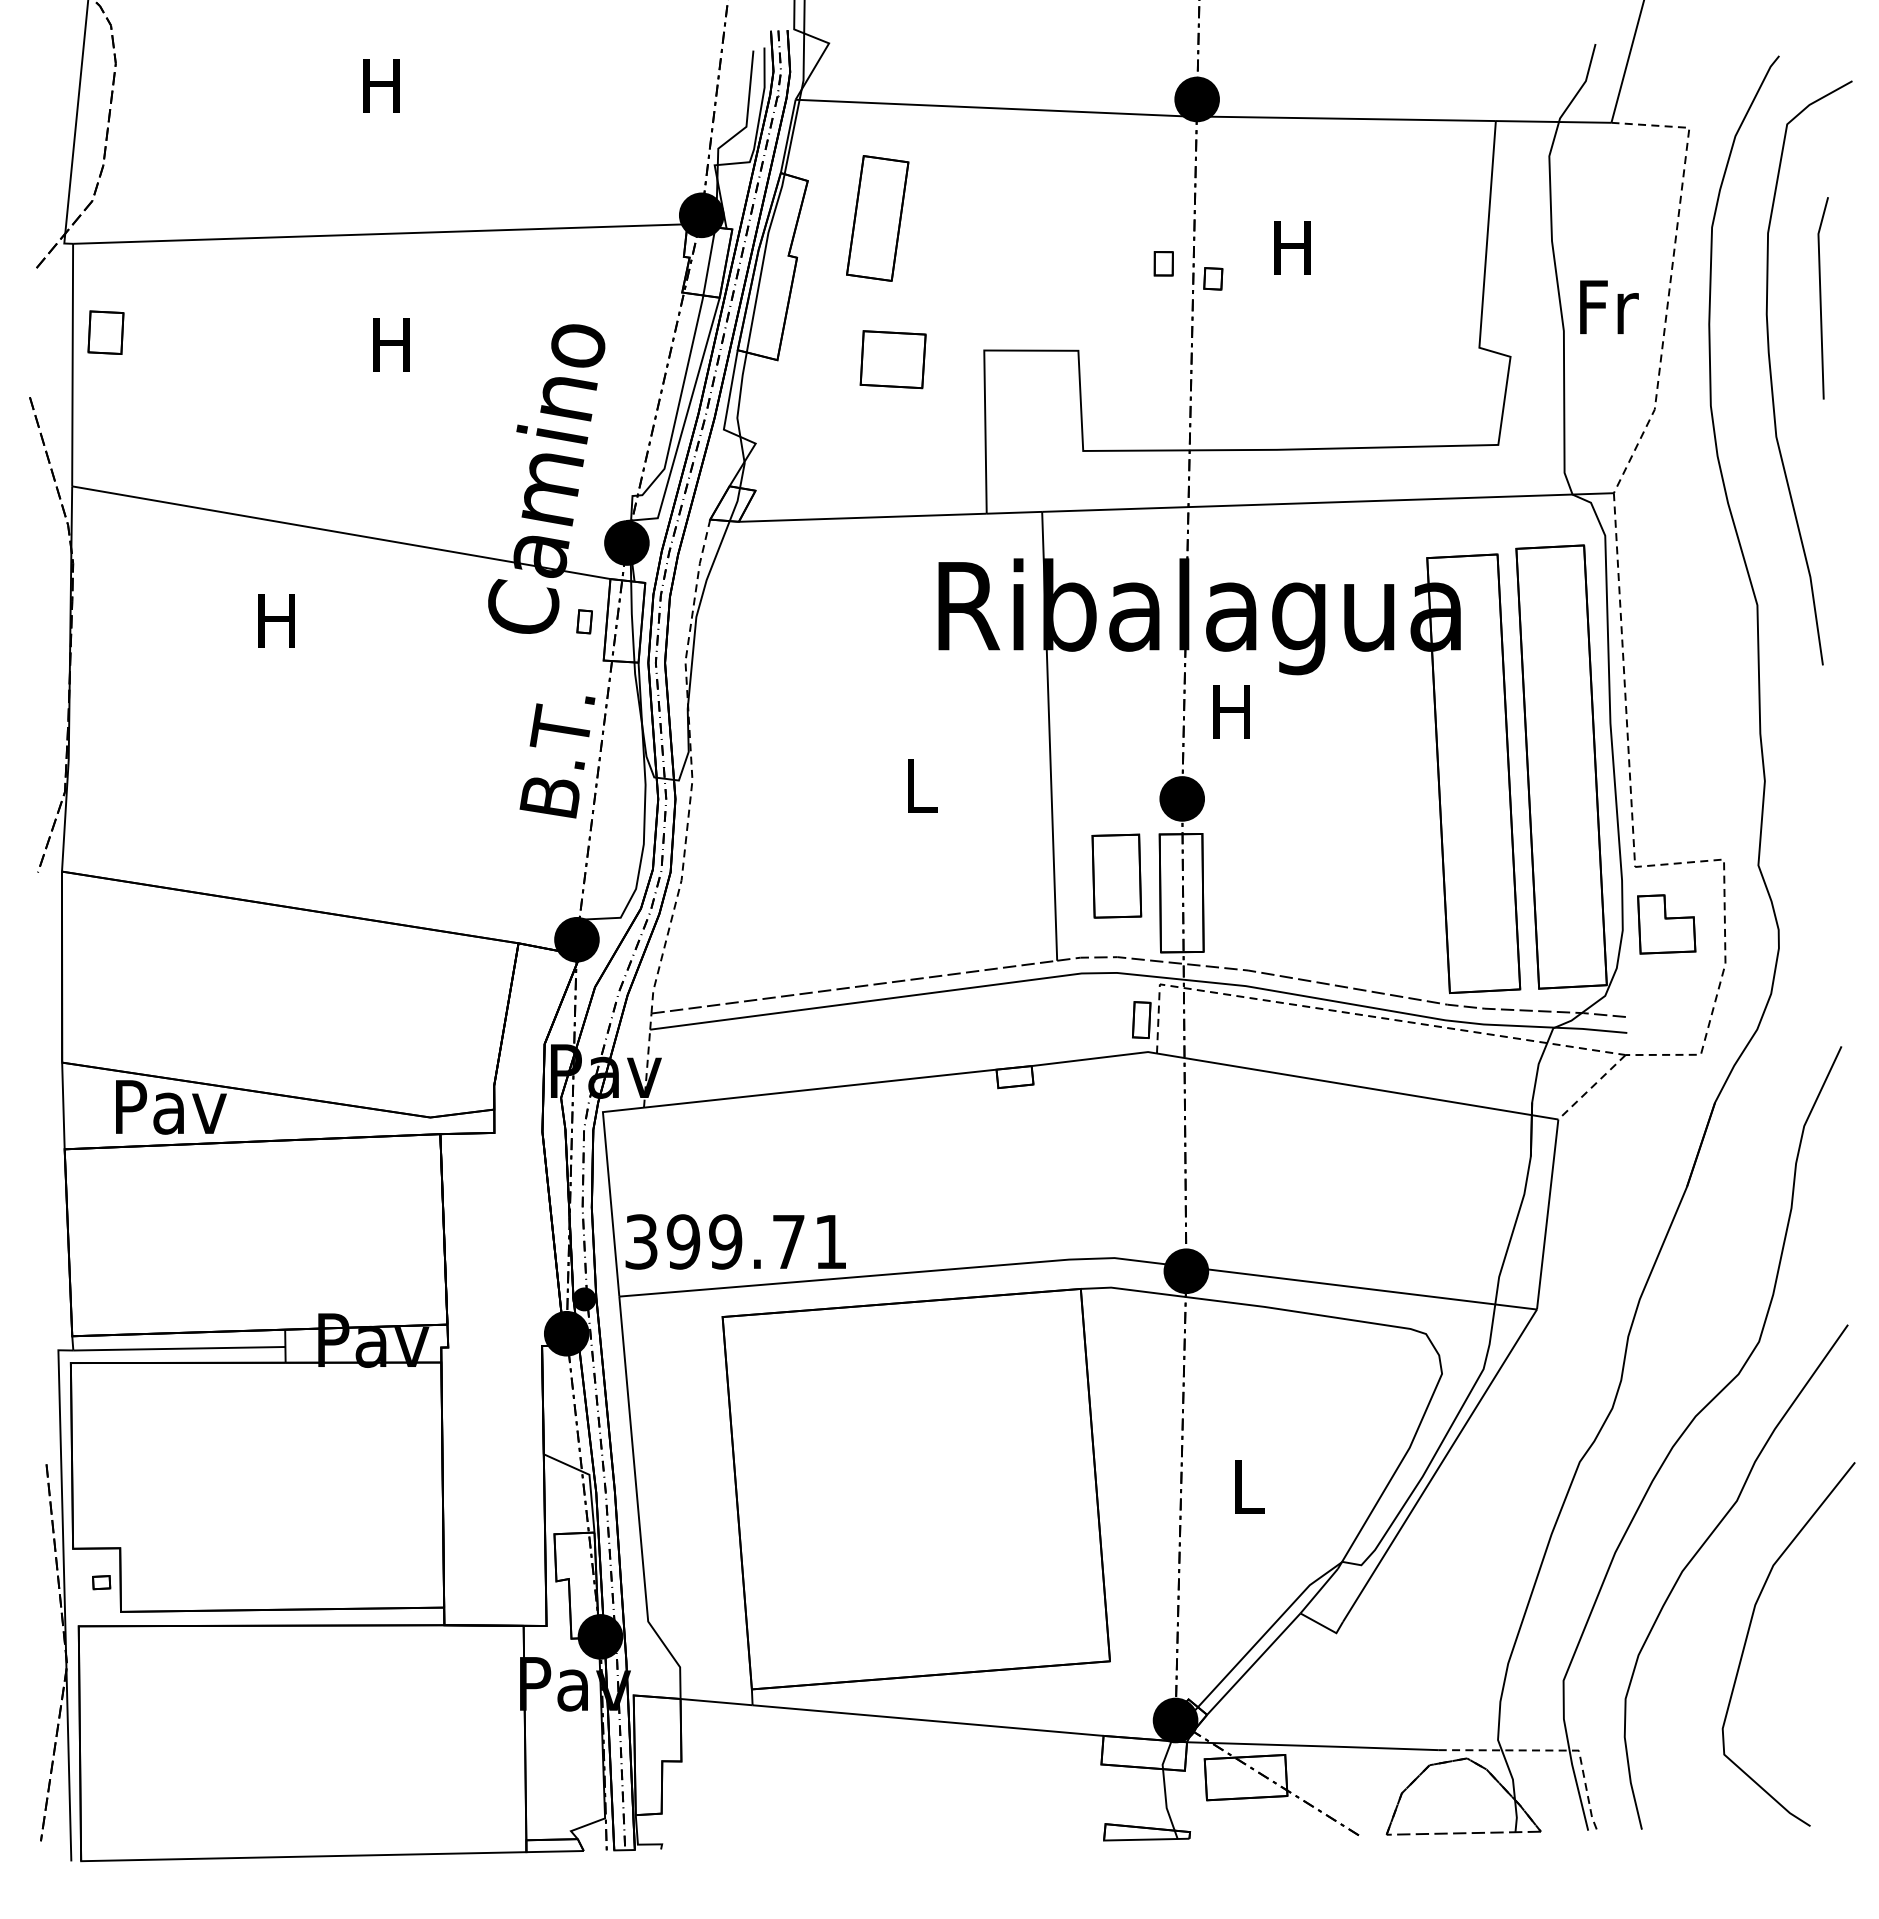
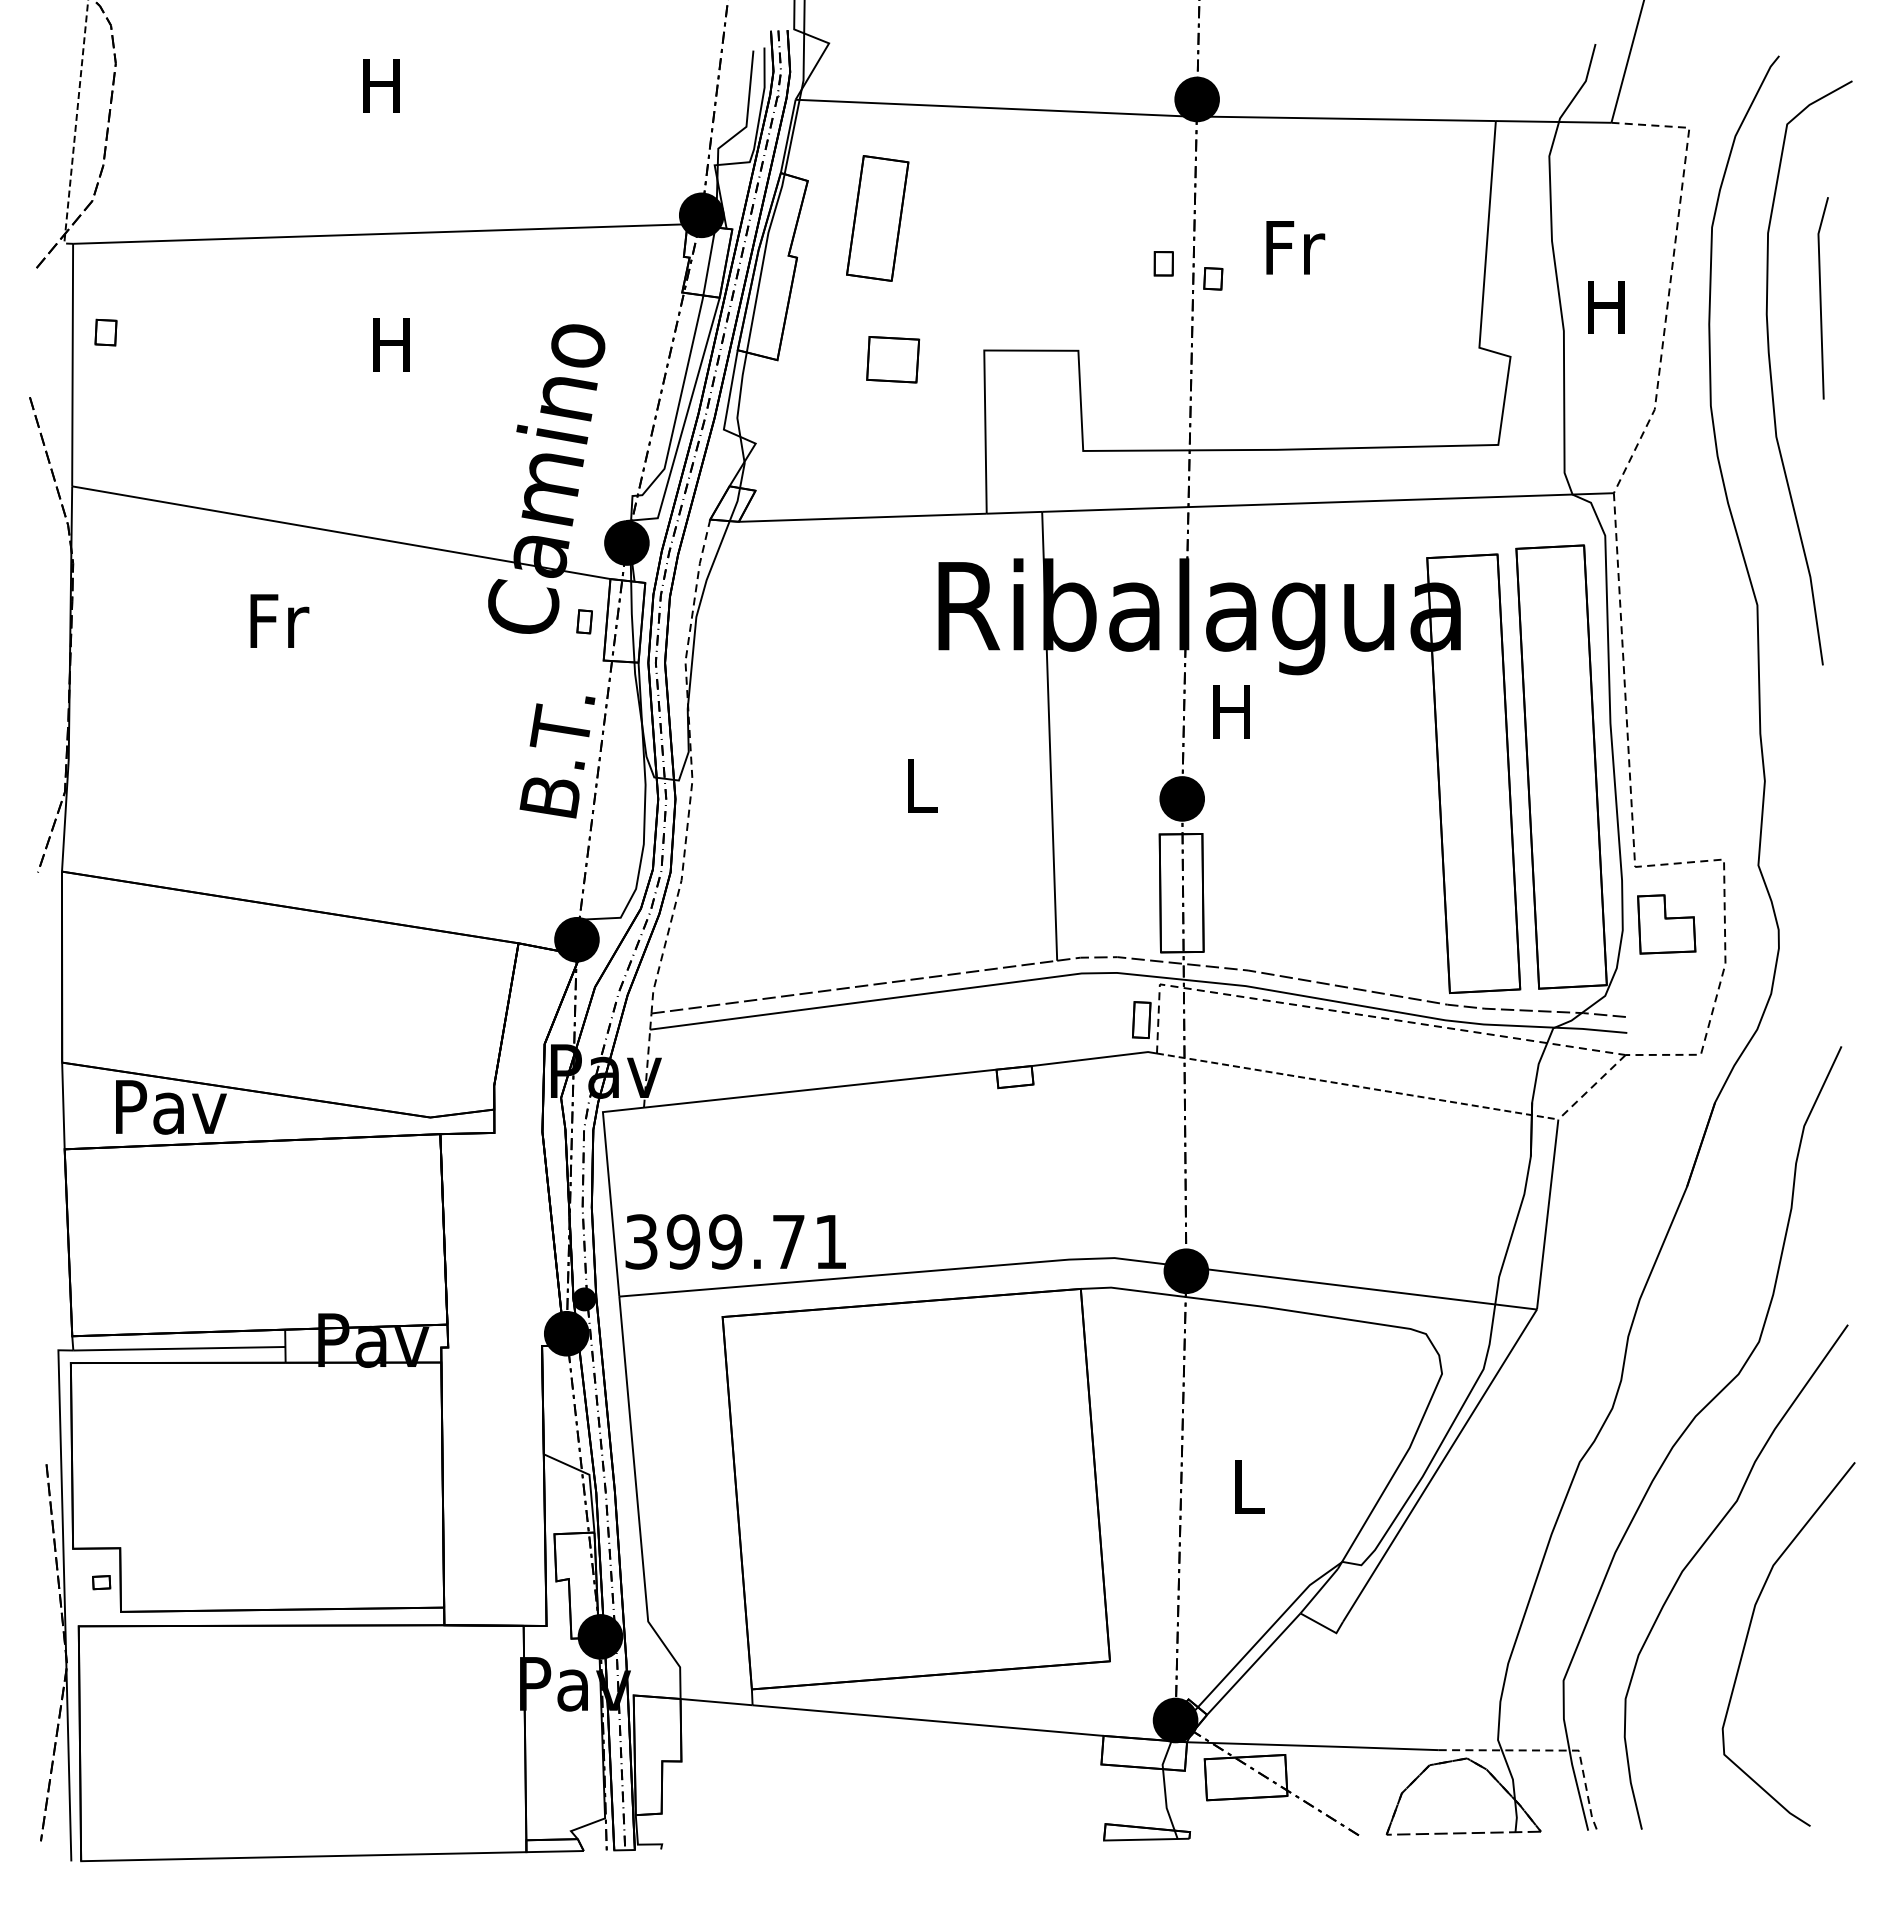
line: solid -> dashed (75, 127)
text: H -> Fr (1295, 247)
text: Fr -> H (1609, 307)
part size: 38x45 px -> 24x29 px (105, 332)
part size: 68x60 px -> 55x48 px (893, 359)
text: H -> Fr (279, 620)
part: present -> none (1116, 875)
line: solid -> dashed (1358, 1086)
